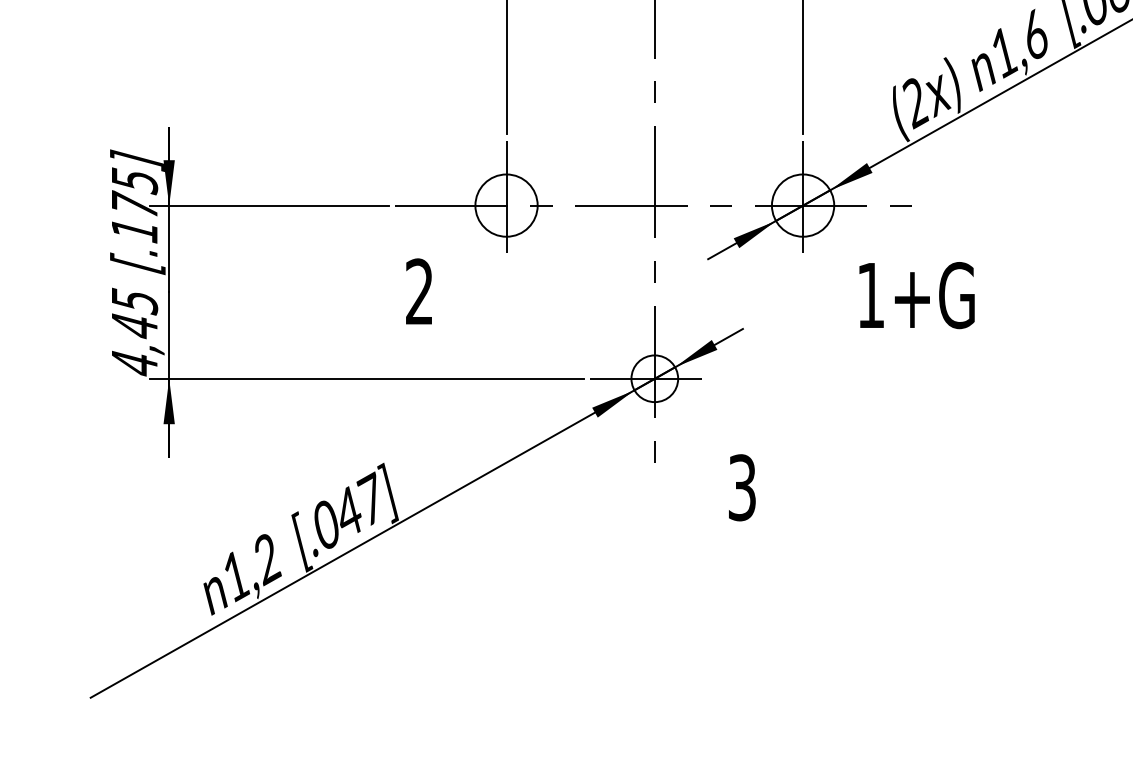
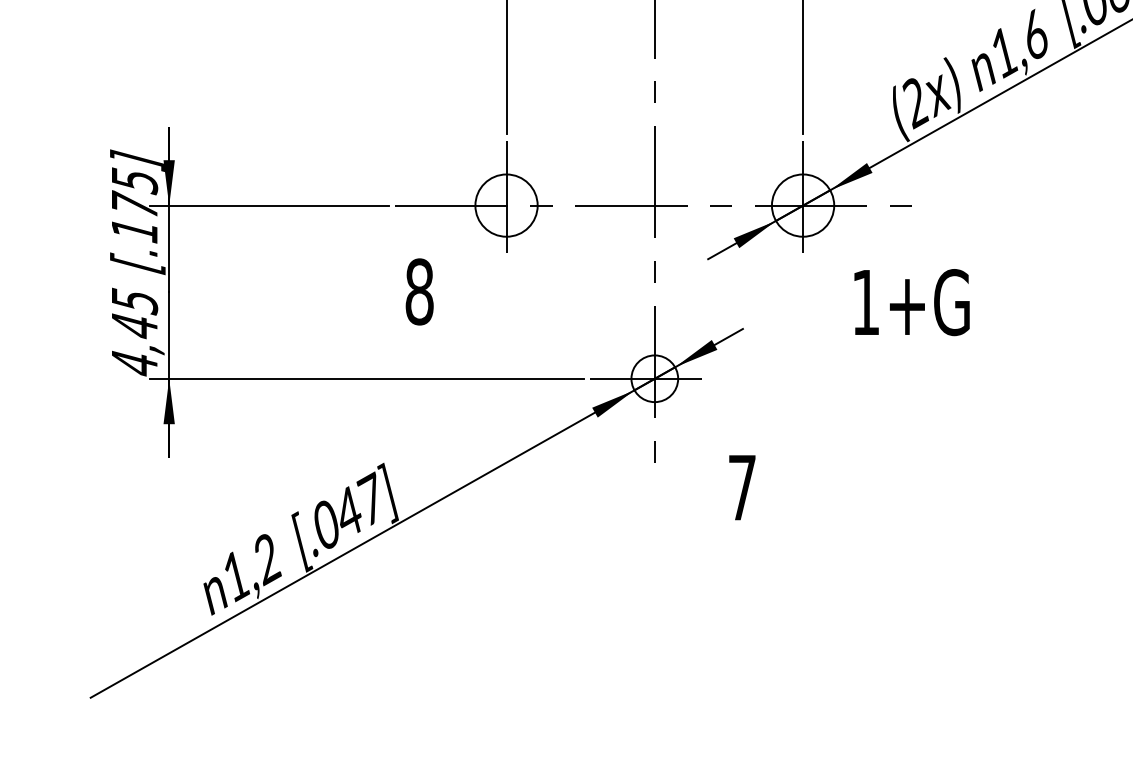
text: 2 -> 8 (419, 291)
text position: (916, 295) -> (911, 302) (911, 302)
text: 3 -> 7 (742, 487)
